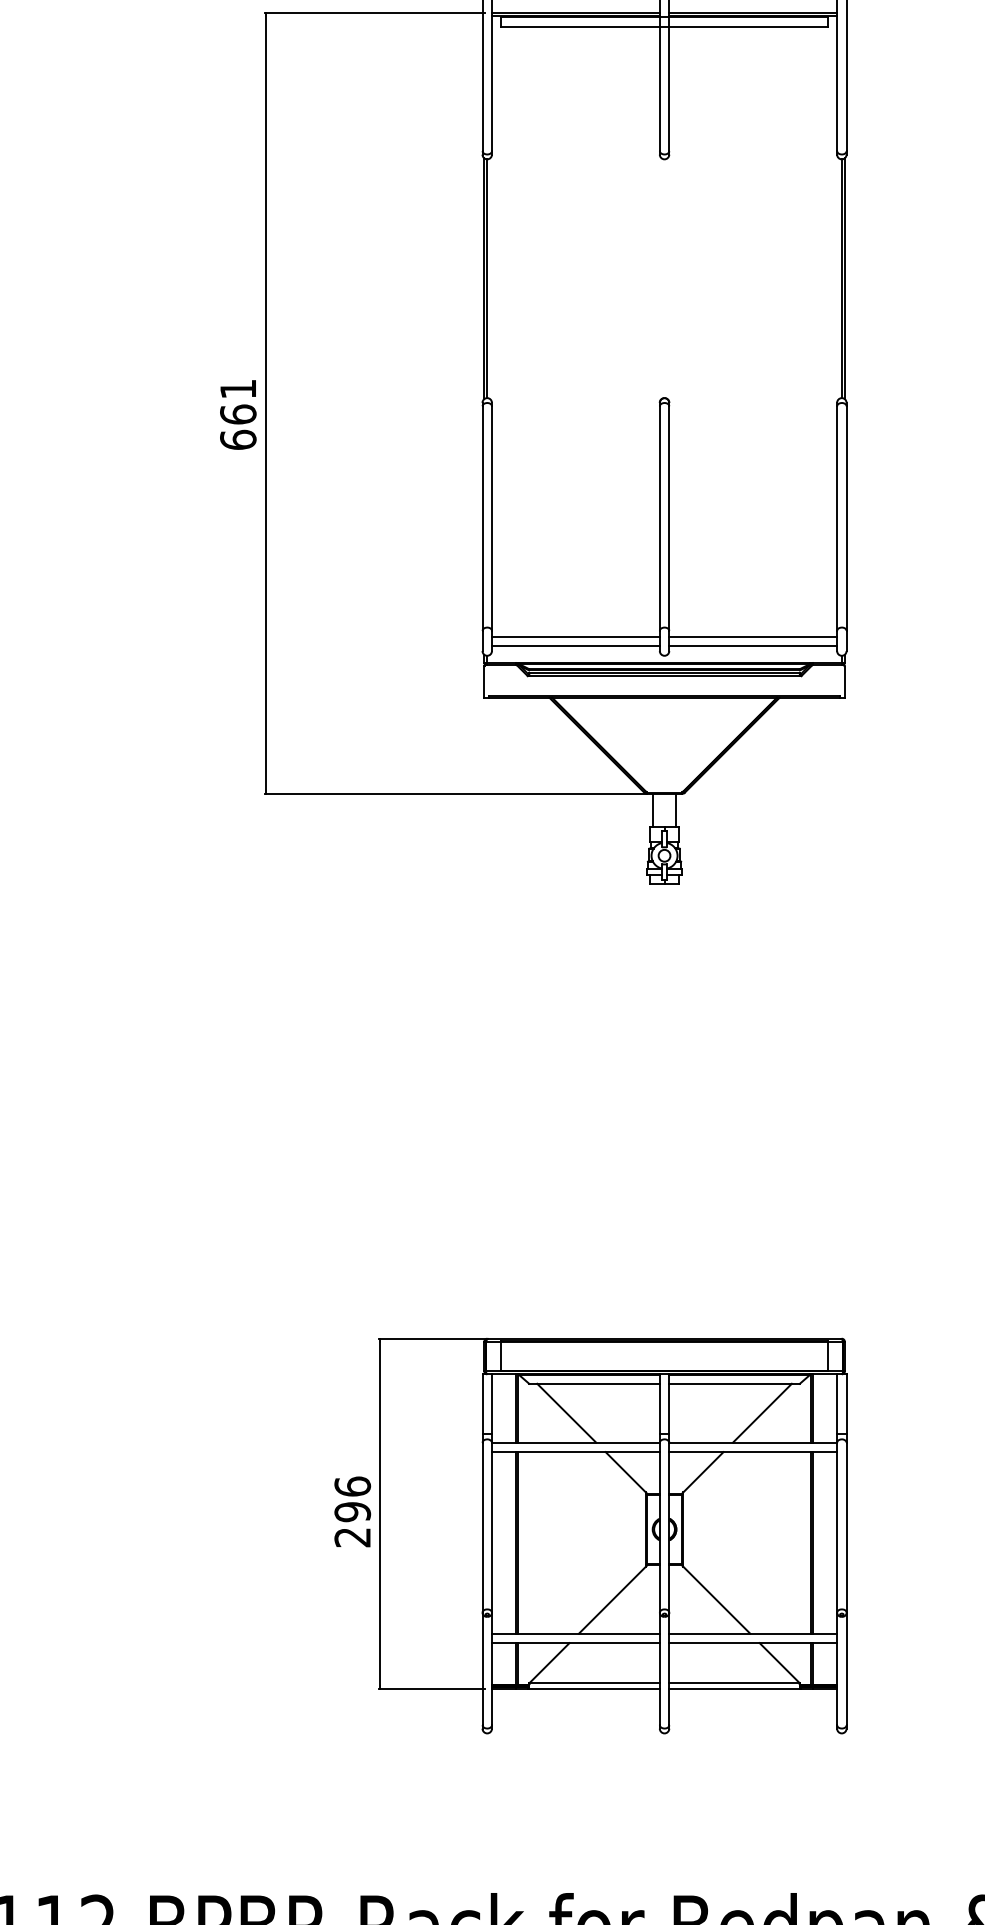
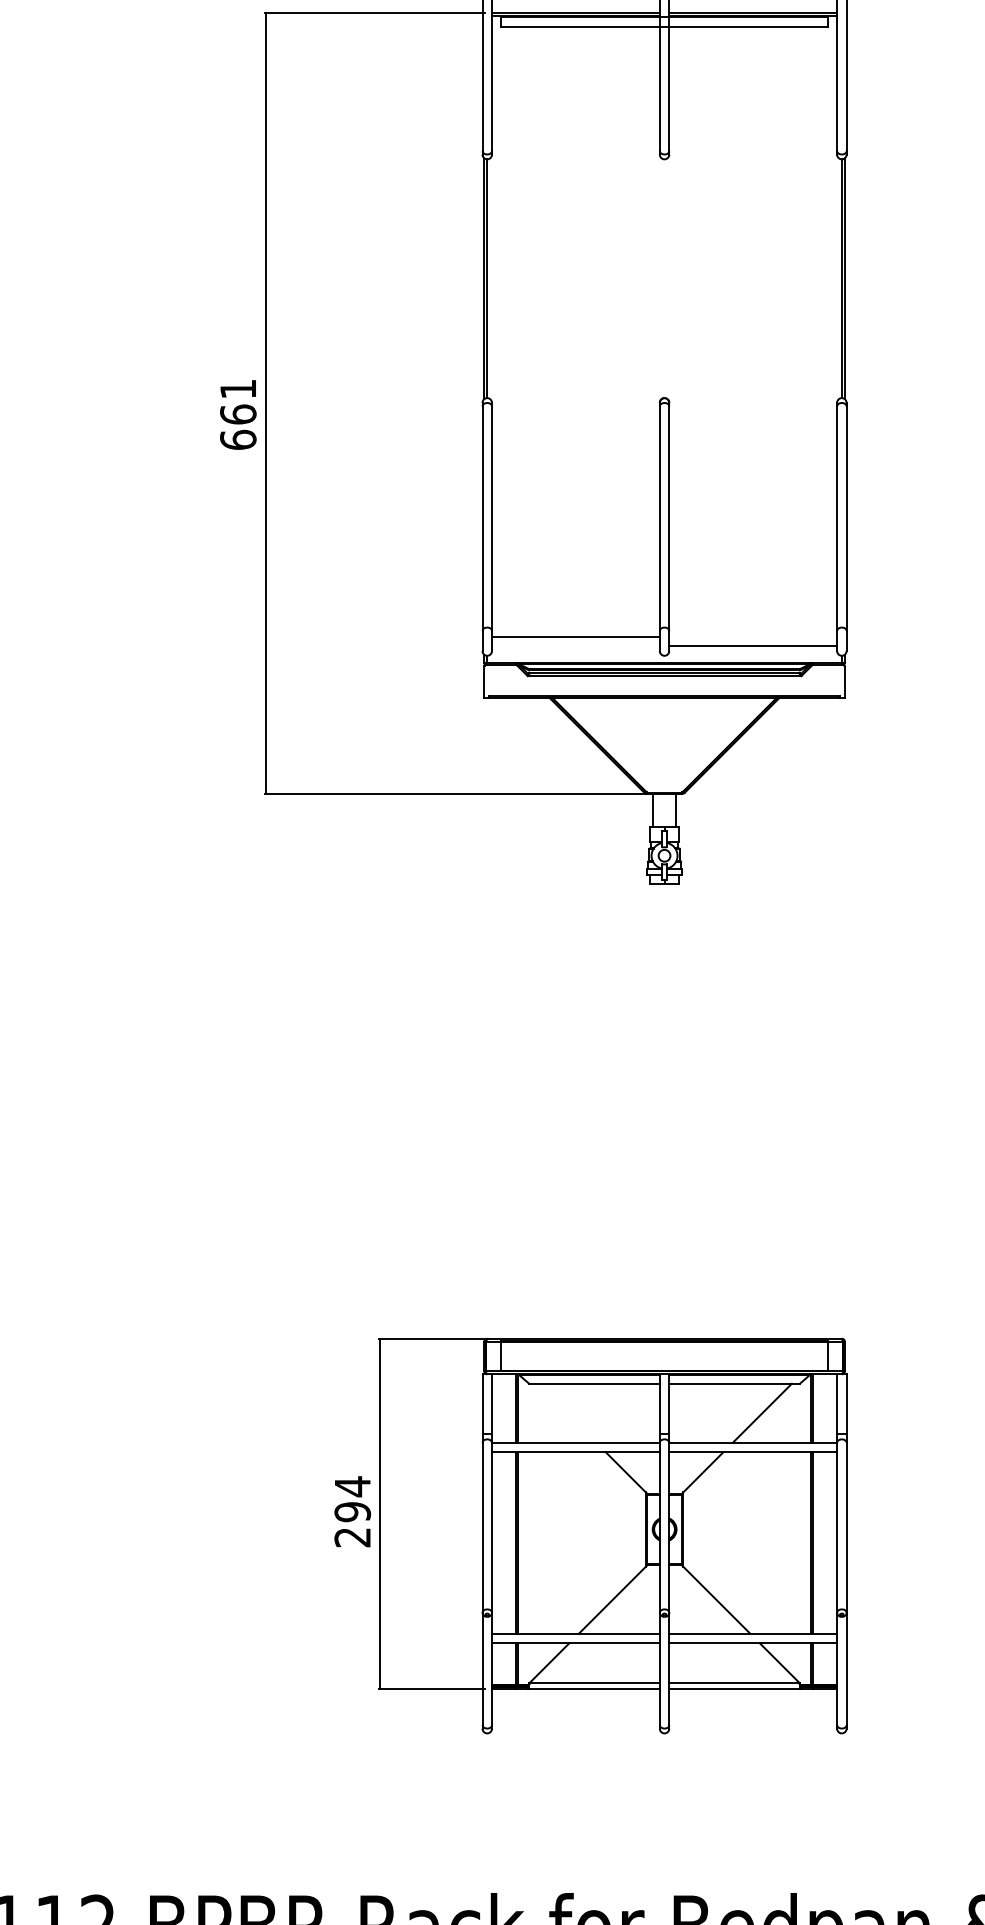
line: present -> none (753, 636)
line: present -> none (575, 646)
line: present -> none (566, 1412)
text: 296 -> 294 (352, 1486)
